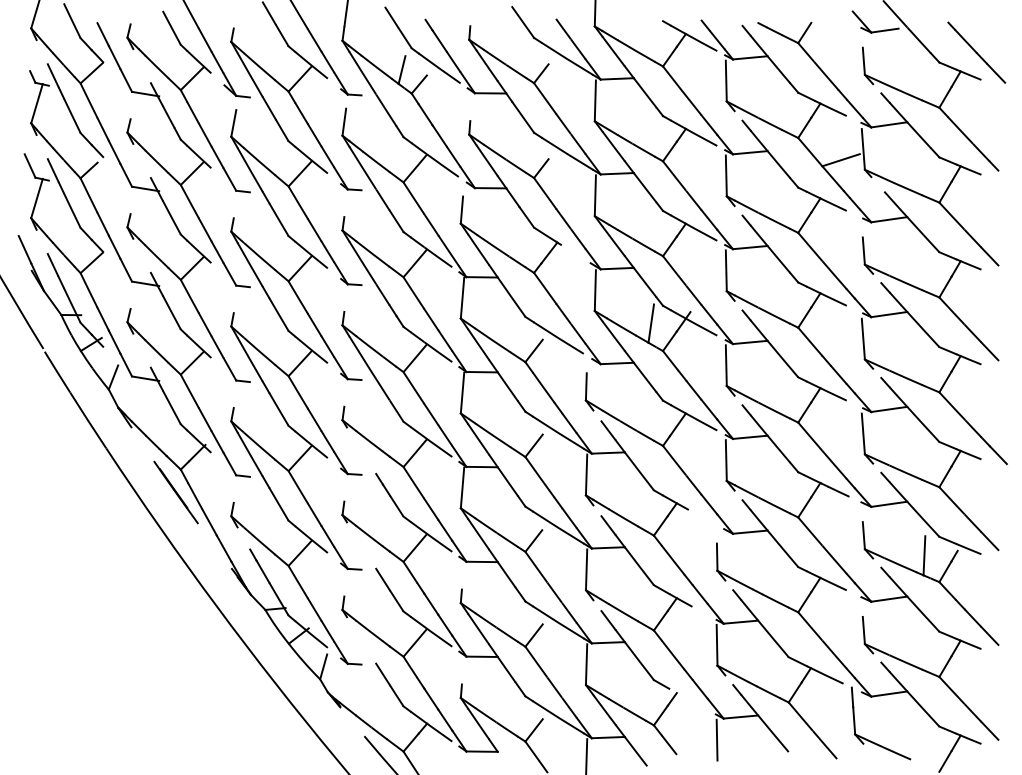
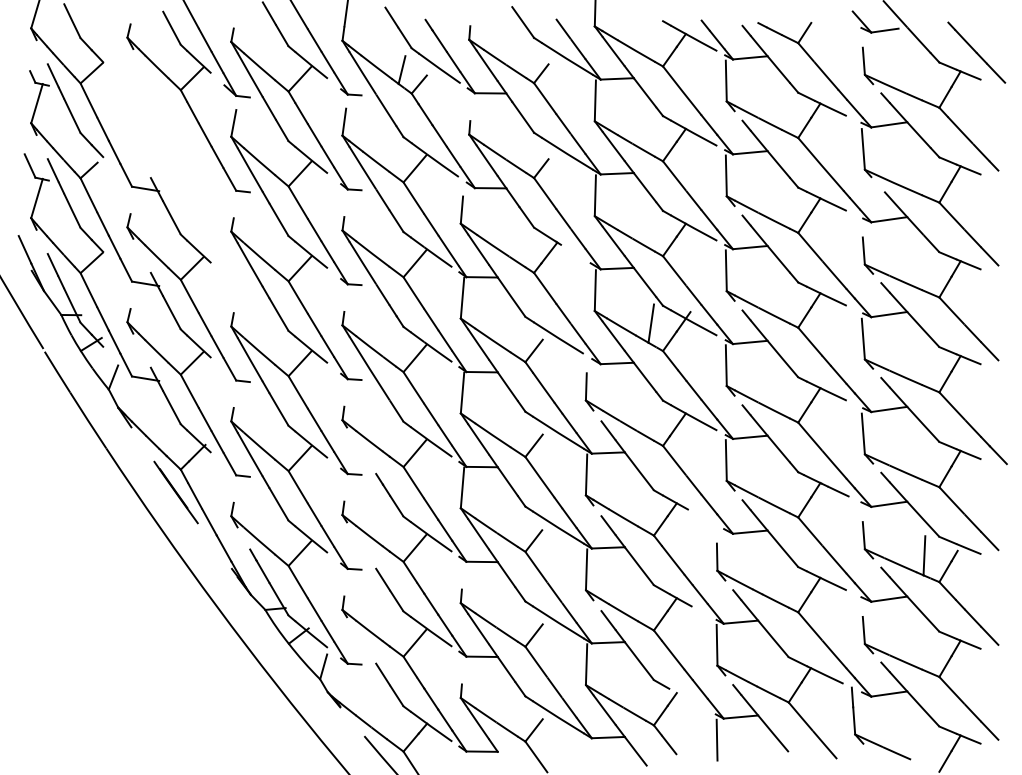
line: present -> none (840, 160)
part: present -> none (163, 166)
line: present -> none (586, 755)
